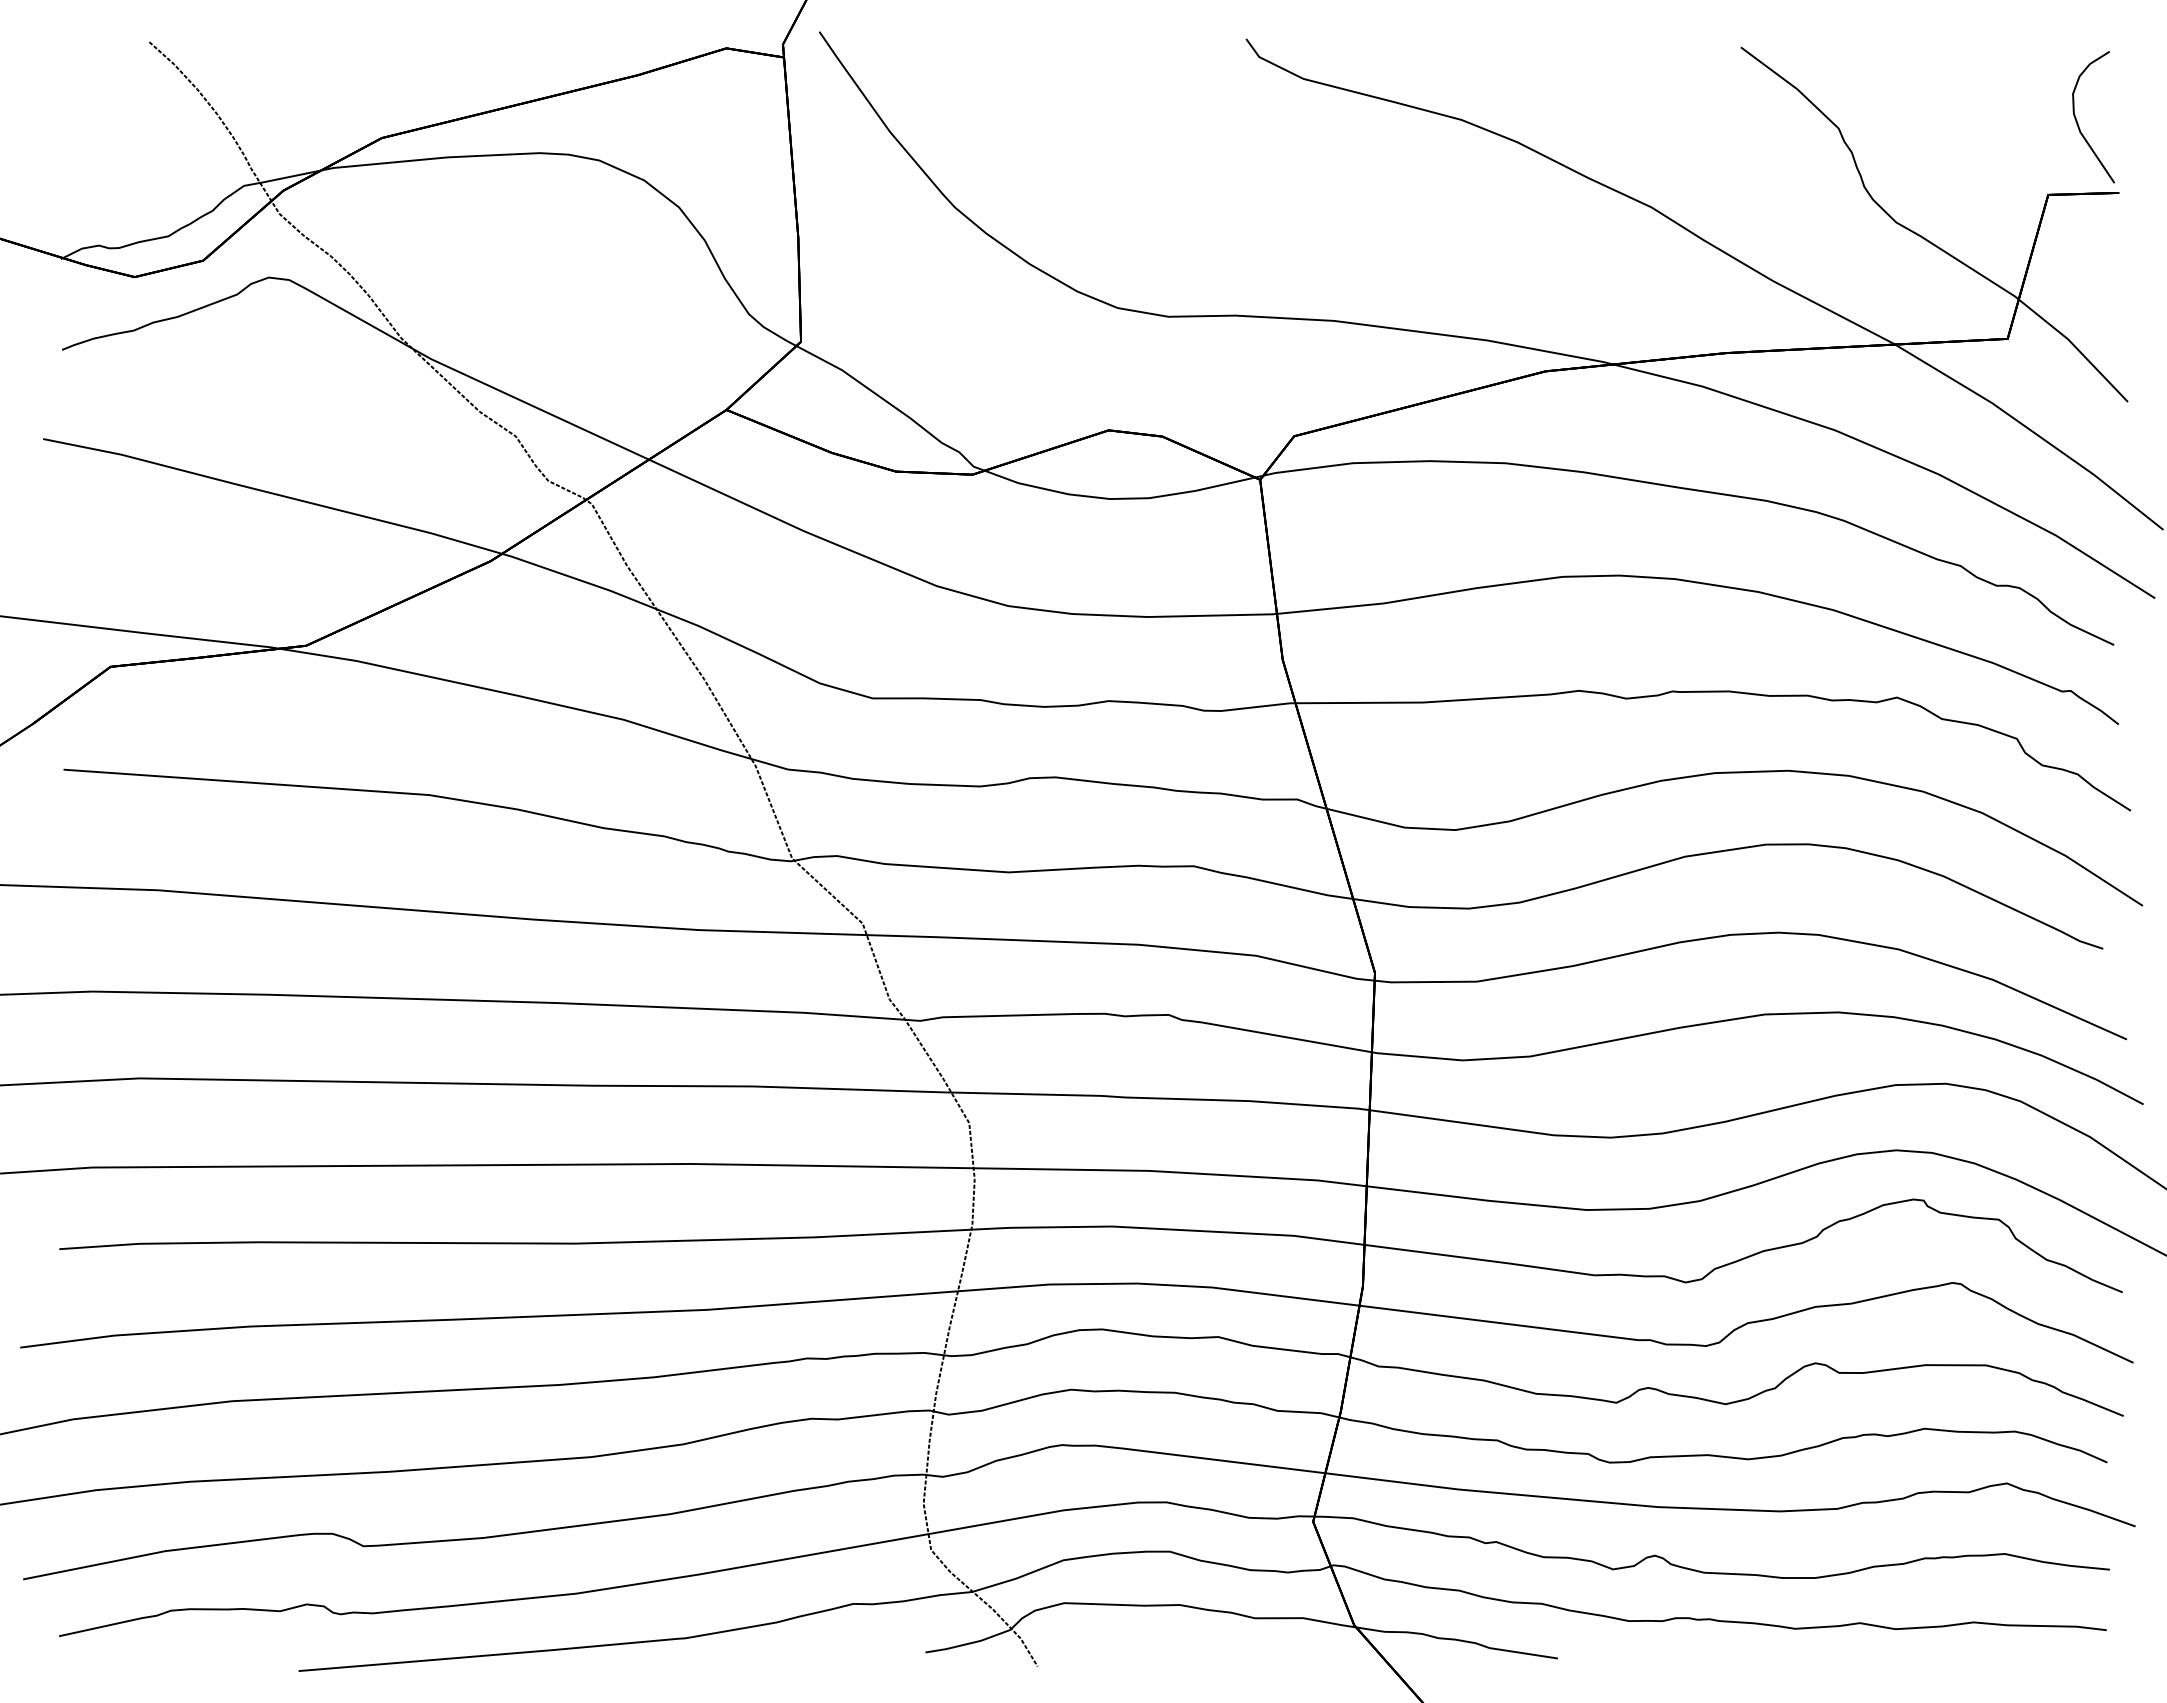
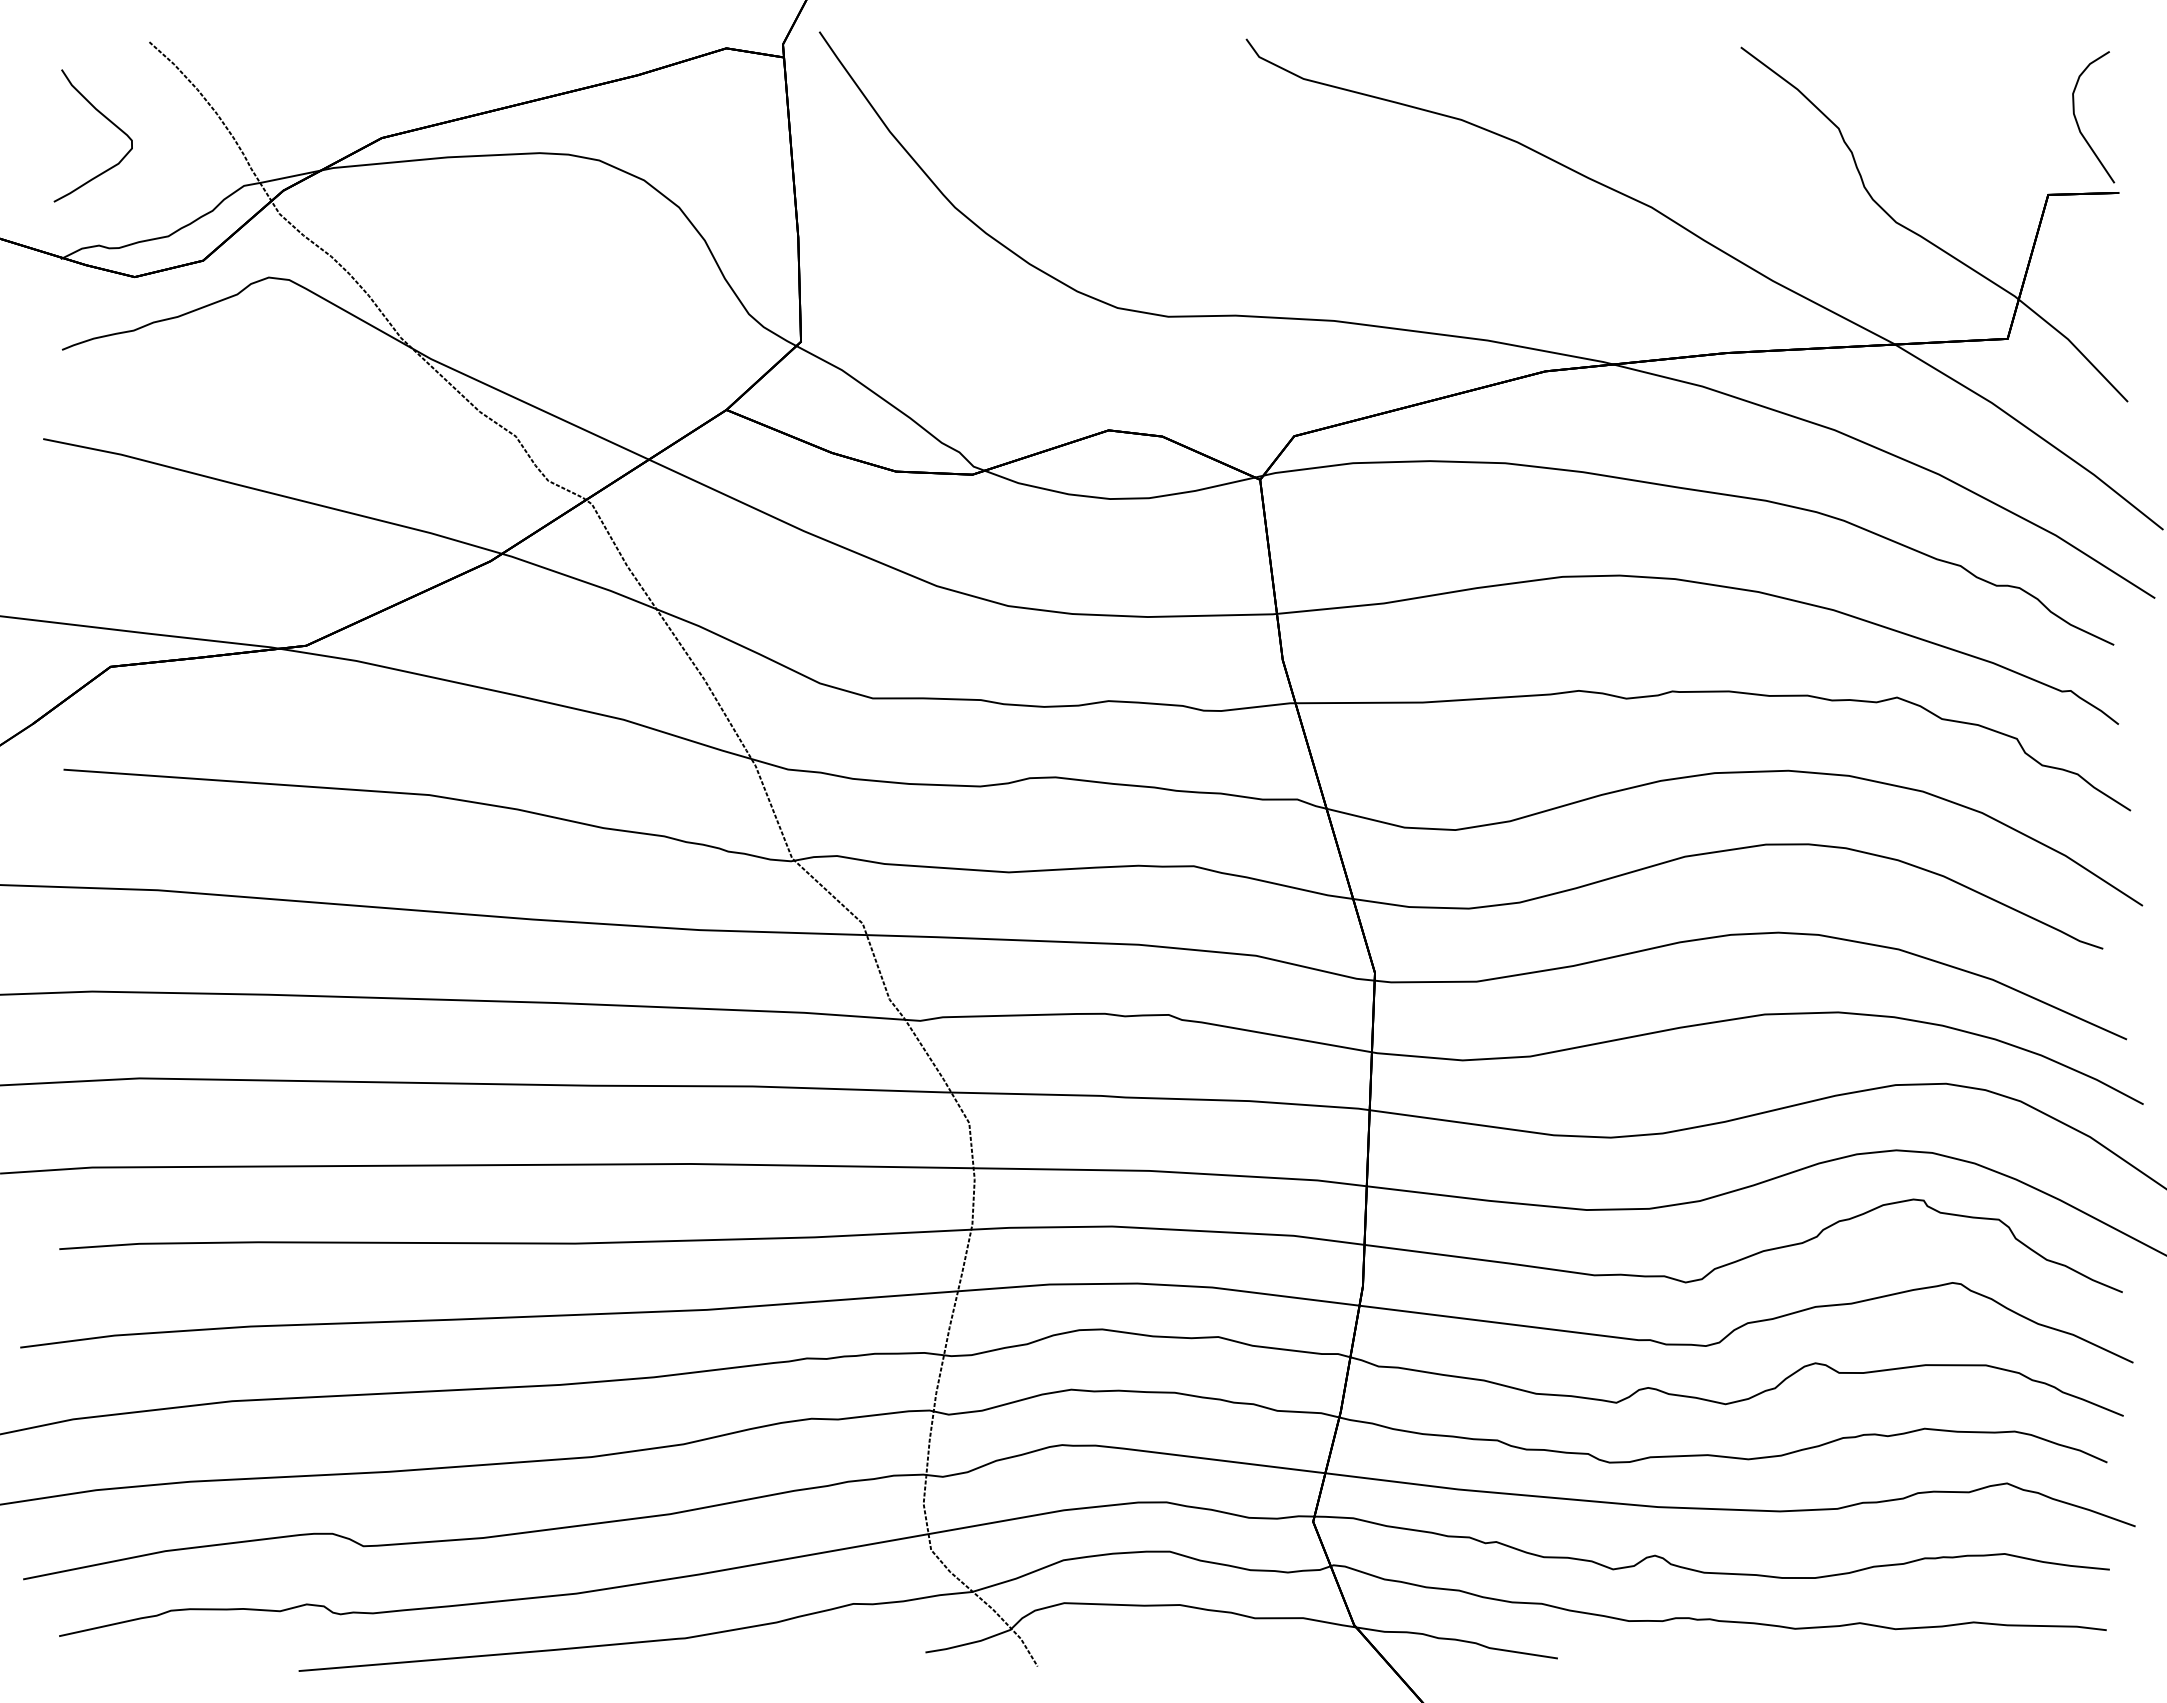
curve: none -> present (106, 119)
